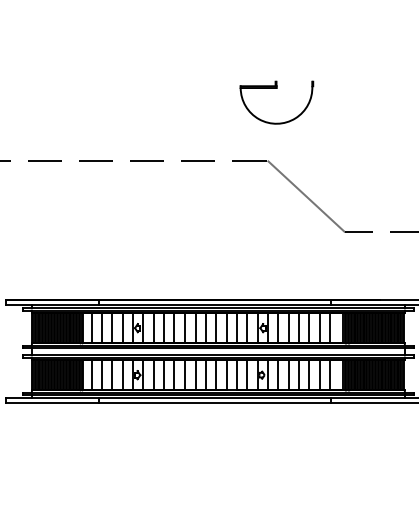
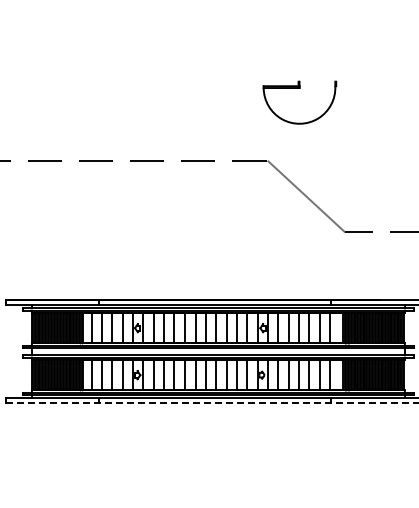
part position: (276, 88) -> (299, 88) (299, 88)
line: solid -> dashed (212, 402)
